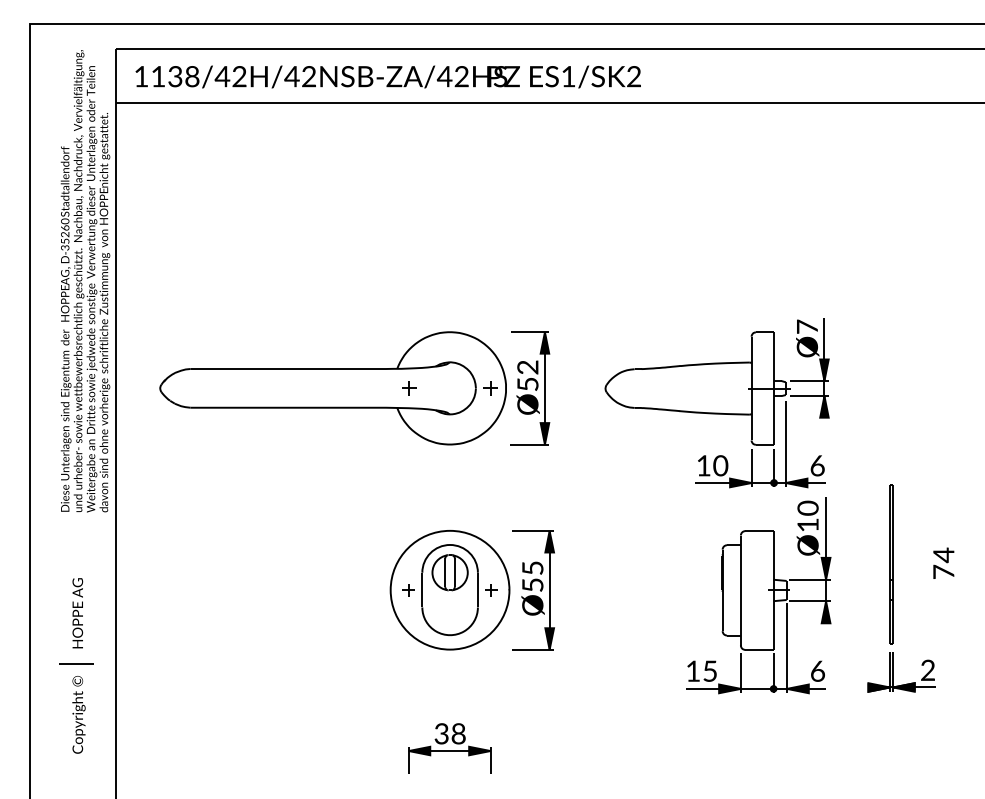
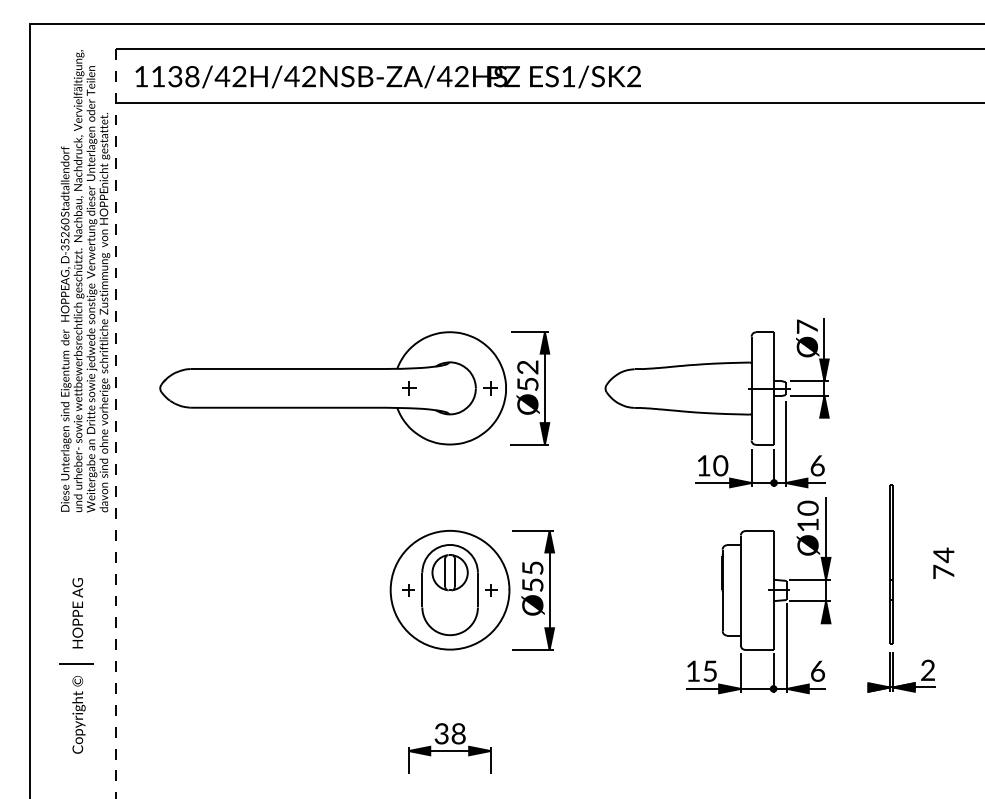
line: solid -> dashed (116, 423)
